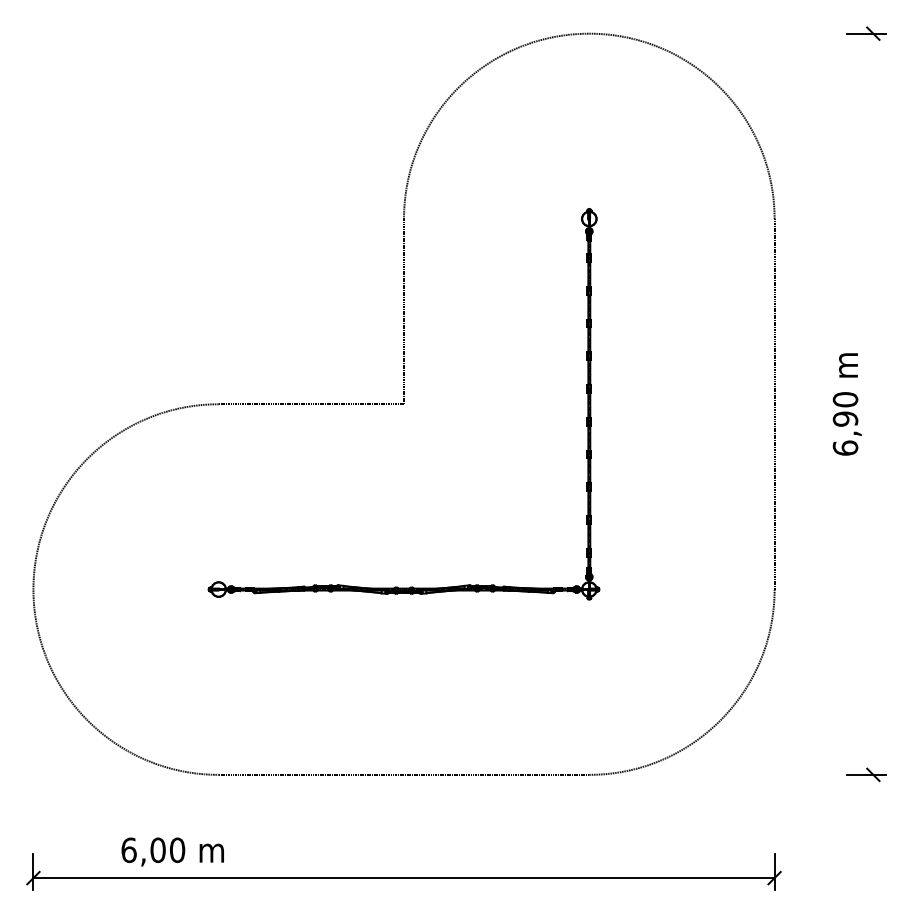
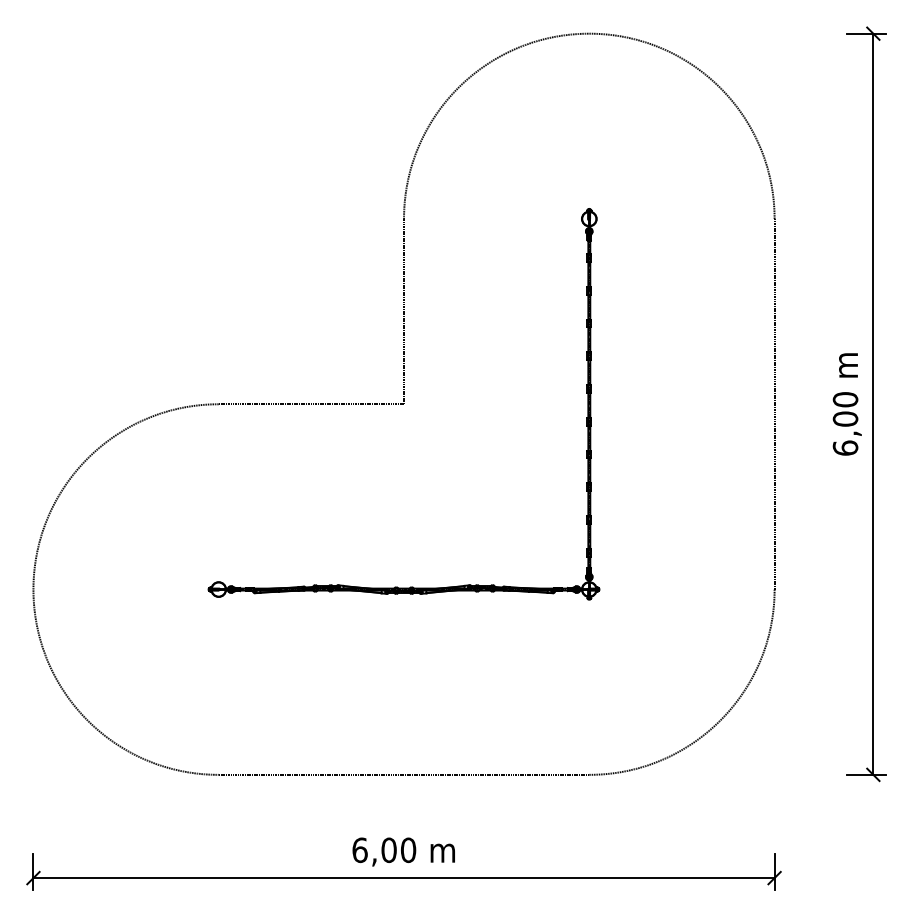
line: none -> present (873, 403)
text: 6,90 -> 6,00 (845, 418)
text position: (172, 851) -> (403, 851) (403, 851)
